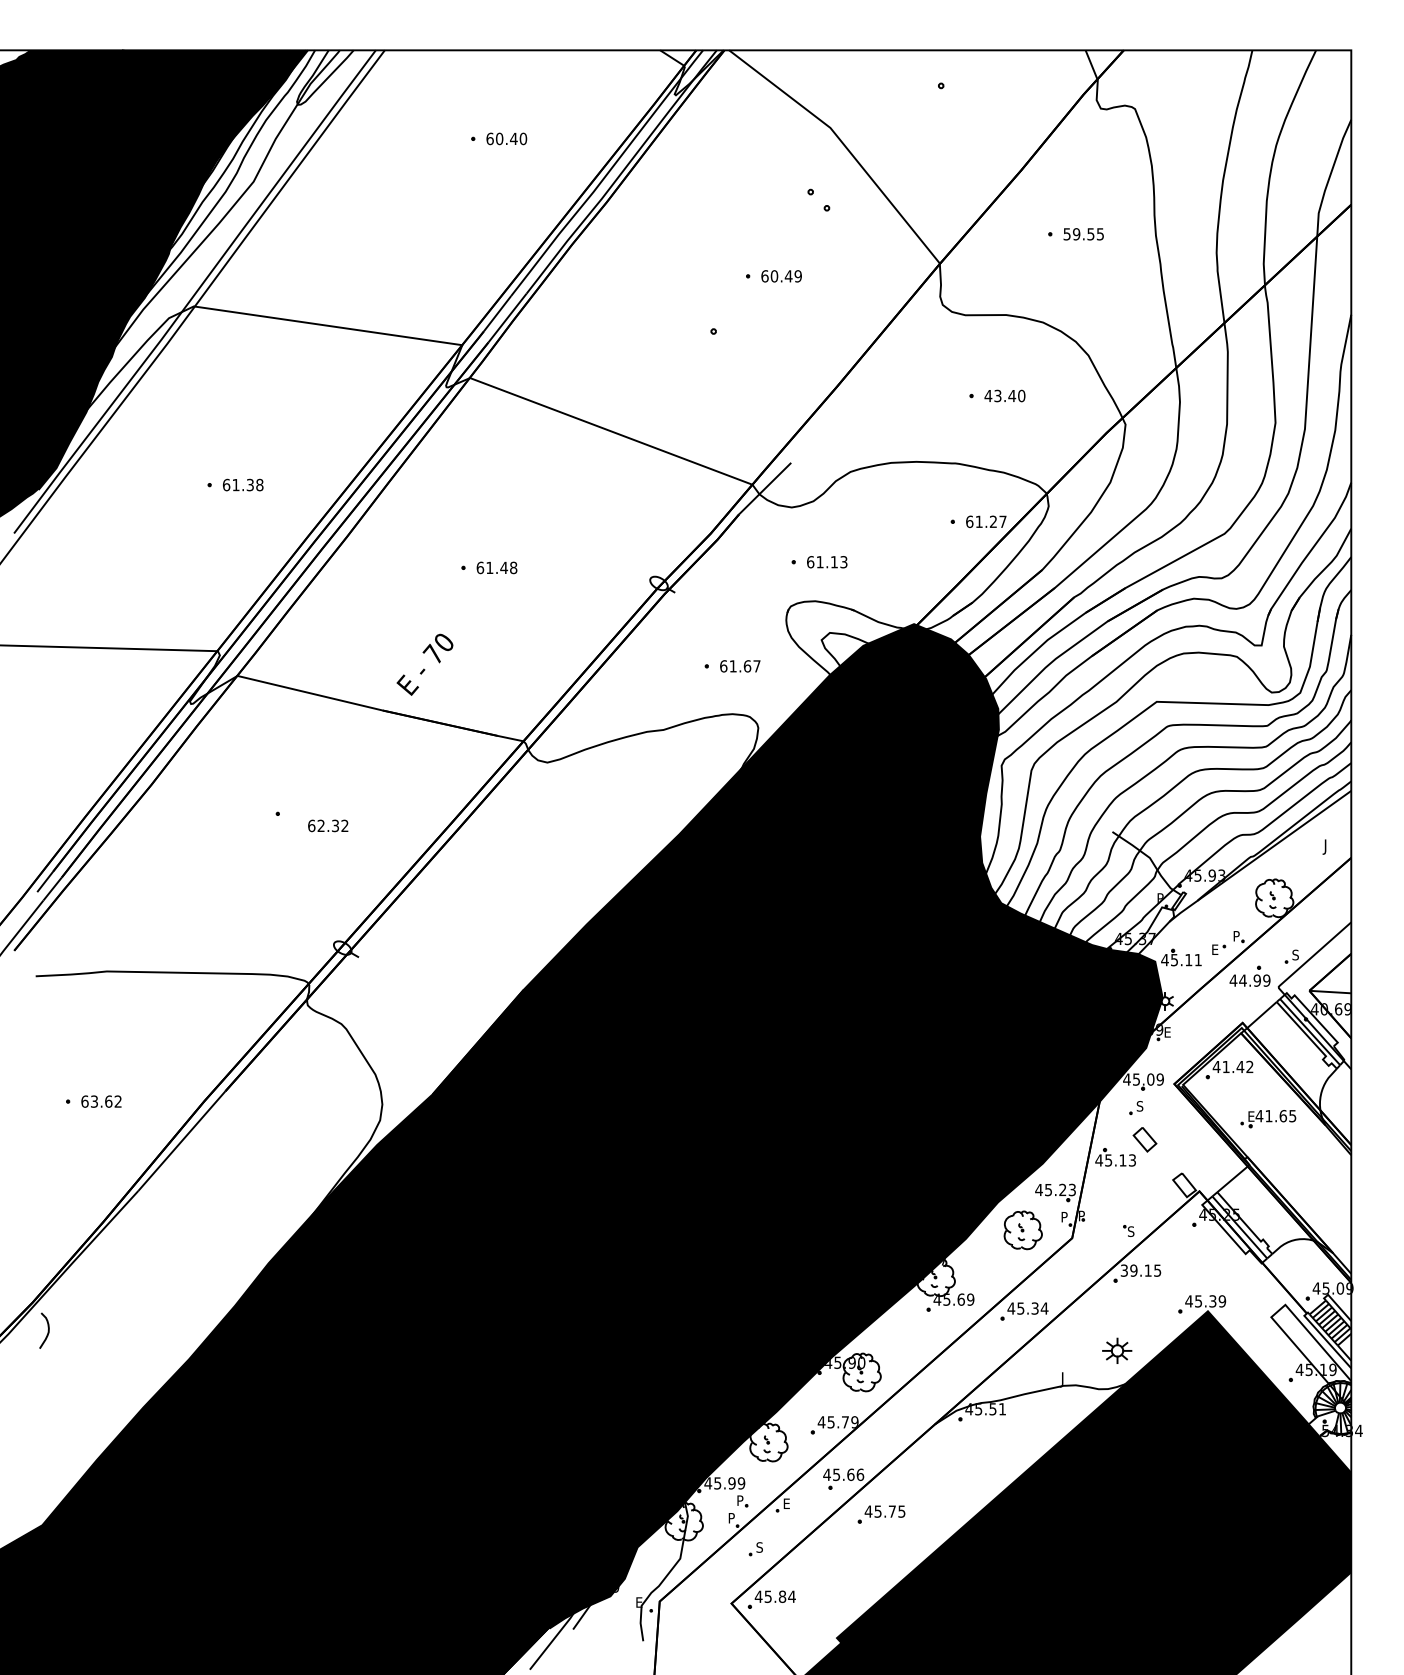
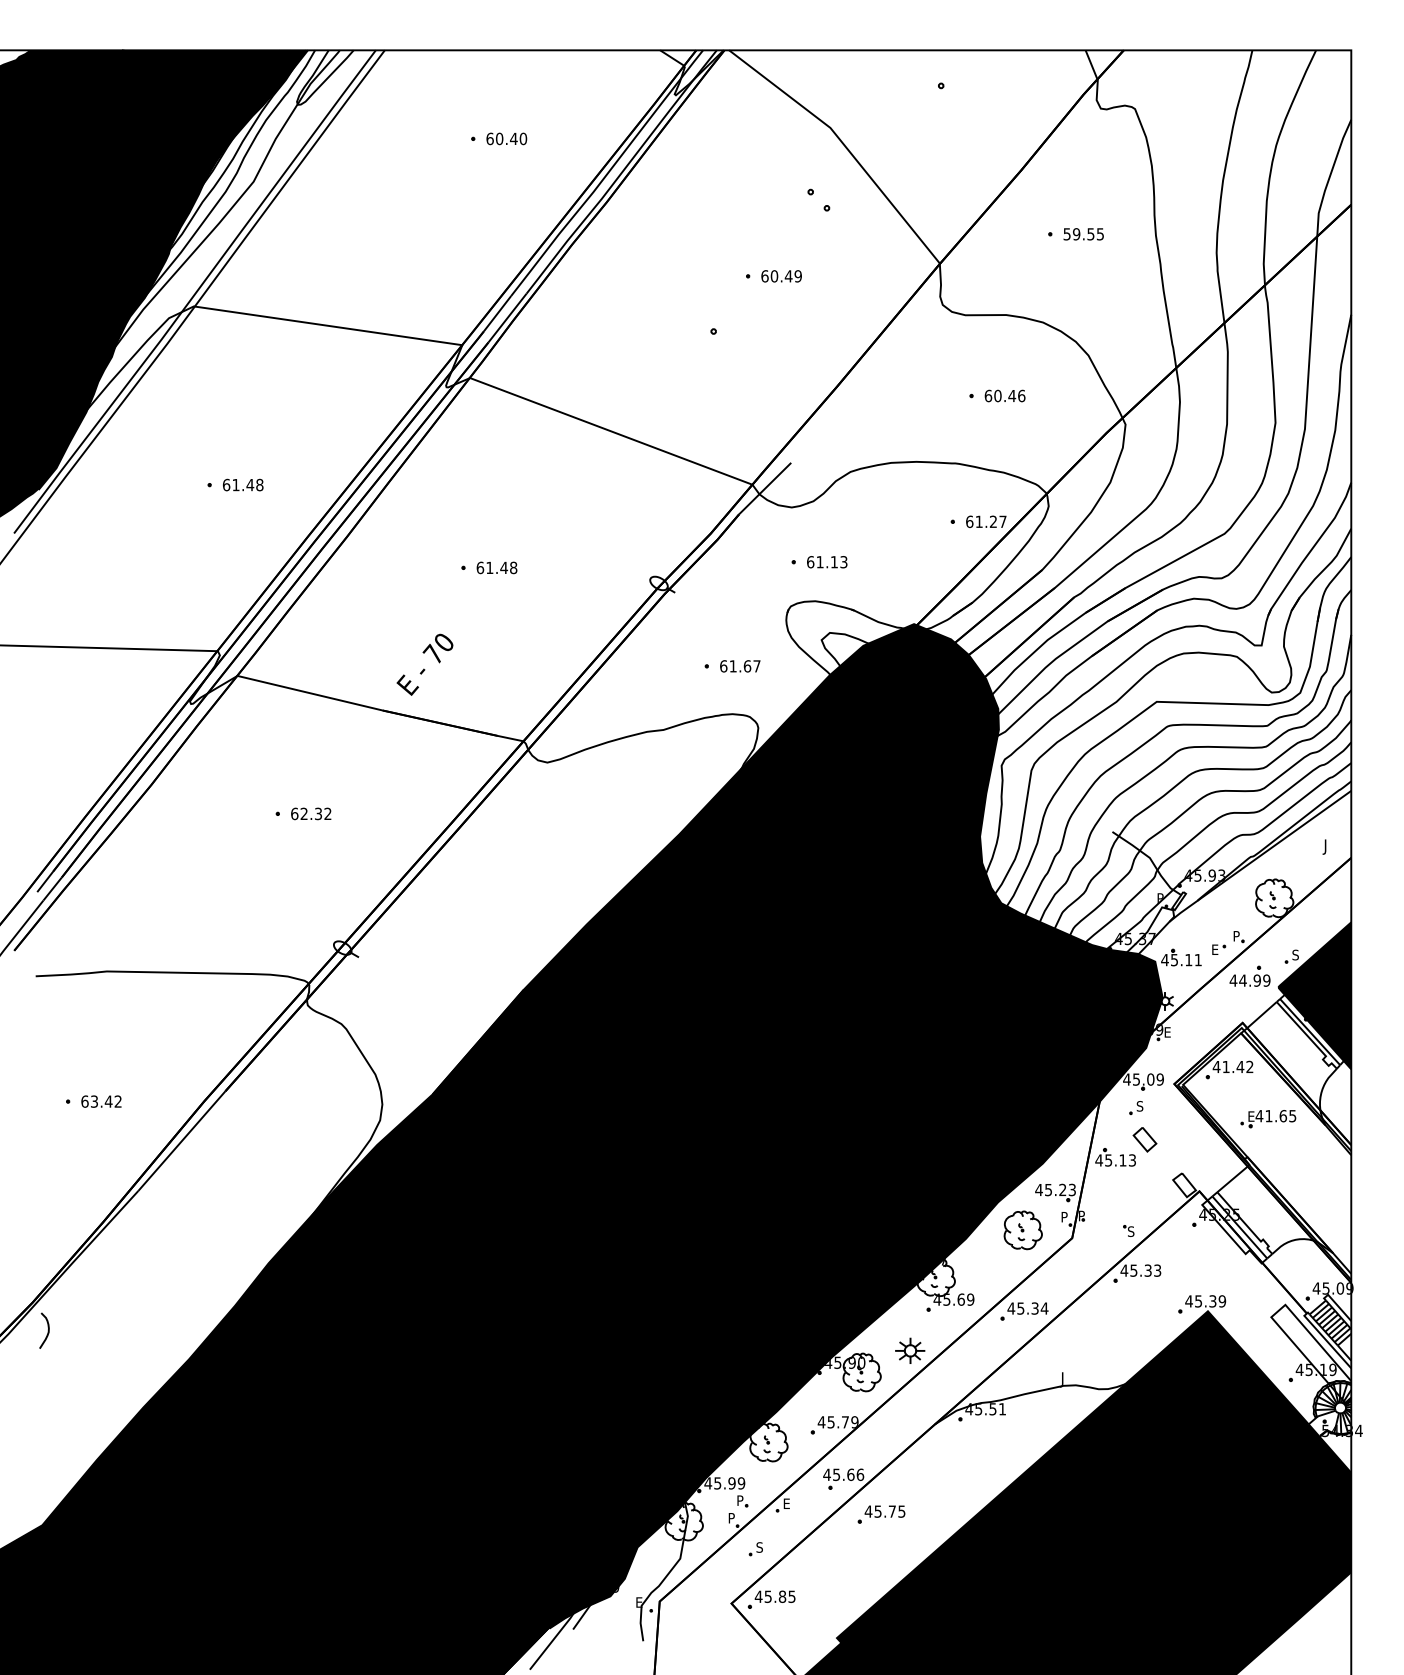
text: 43.40 -> 60.46 (1004, 395)
text: 61.38 -> 61.48 (250, 484)
text position: (328, 825) -> (311, 813) (311, 813)
fill: none -> present (1314, 995)
text: 63.62 -> 63.42 (108, 1101)
text: 39.15 -> 45.33 (1140, 1270)
part position: (1117, 1350) -> (910, 1350) (910, 1350)
text: 45.84 -> 45.85 (791, 1596)
